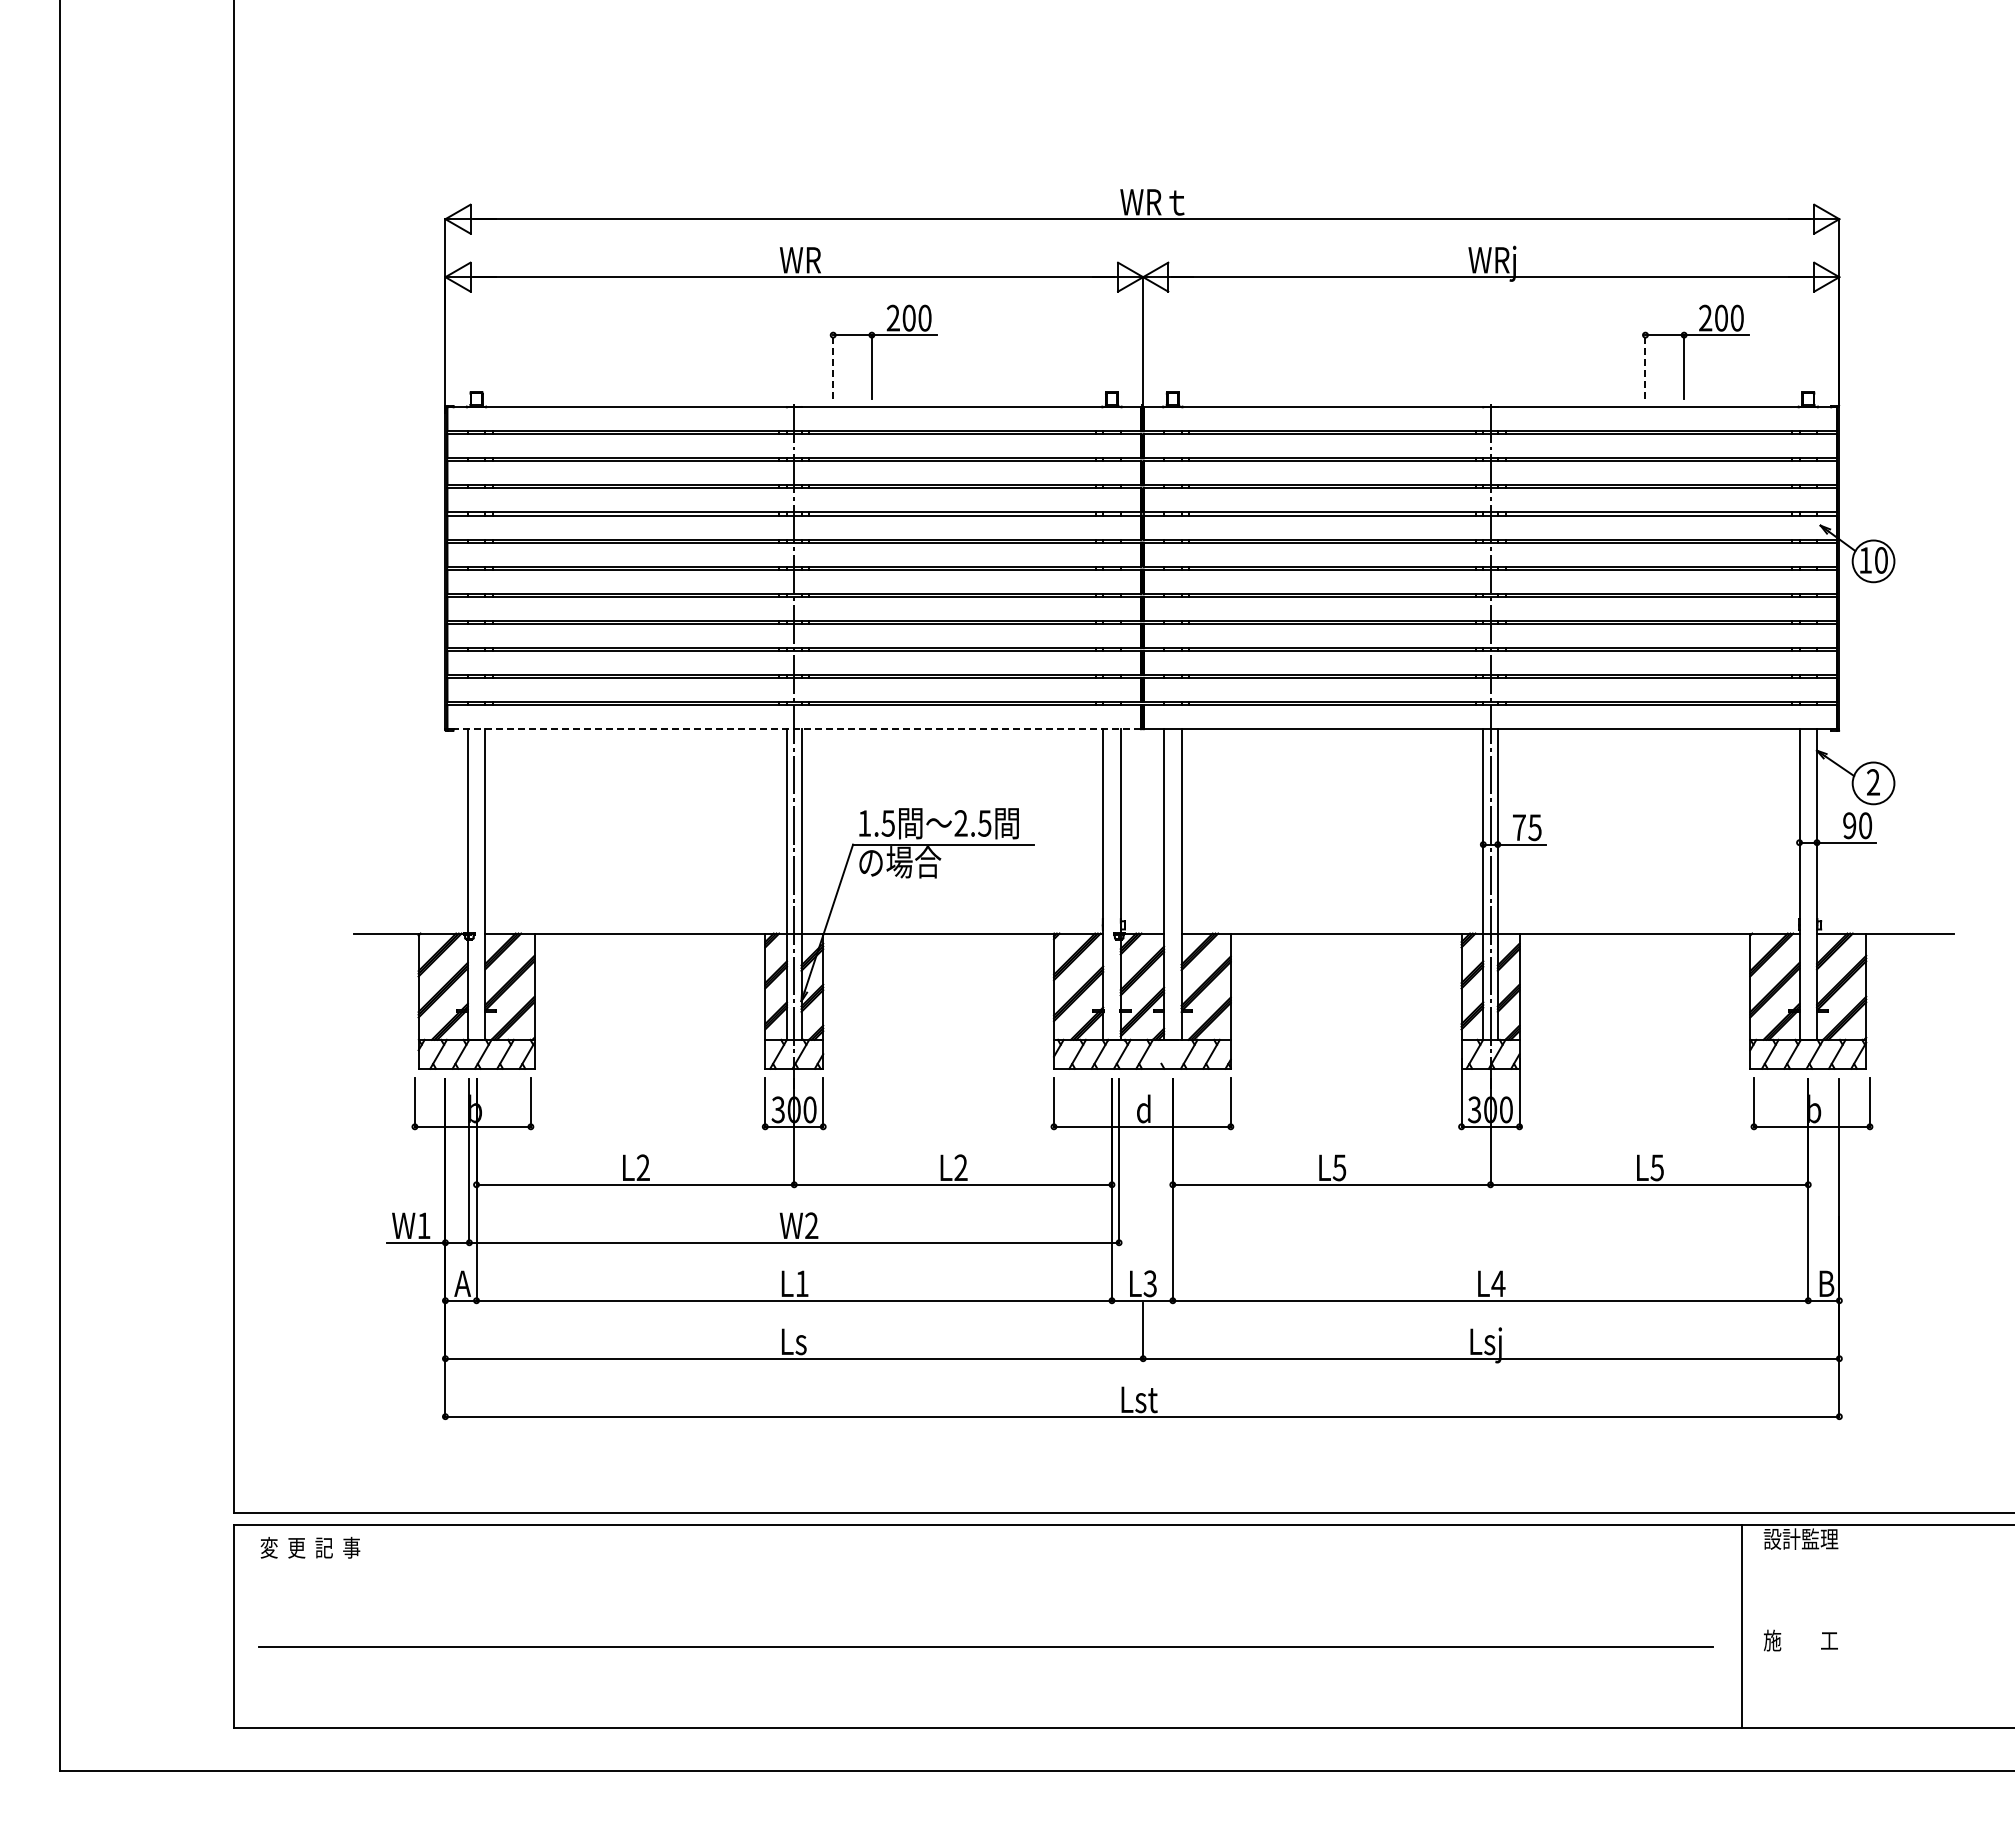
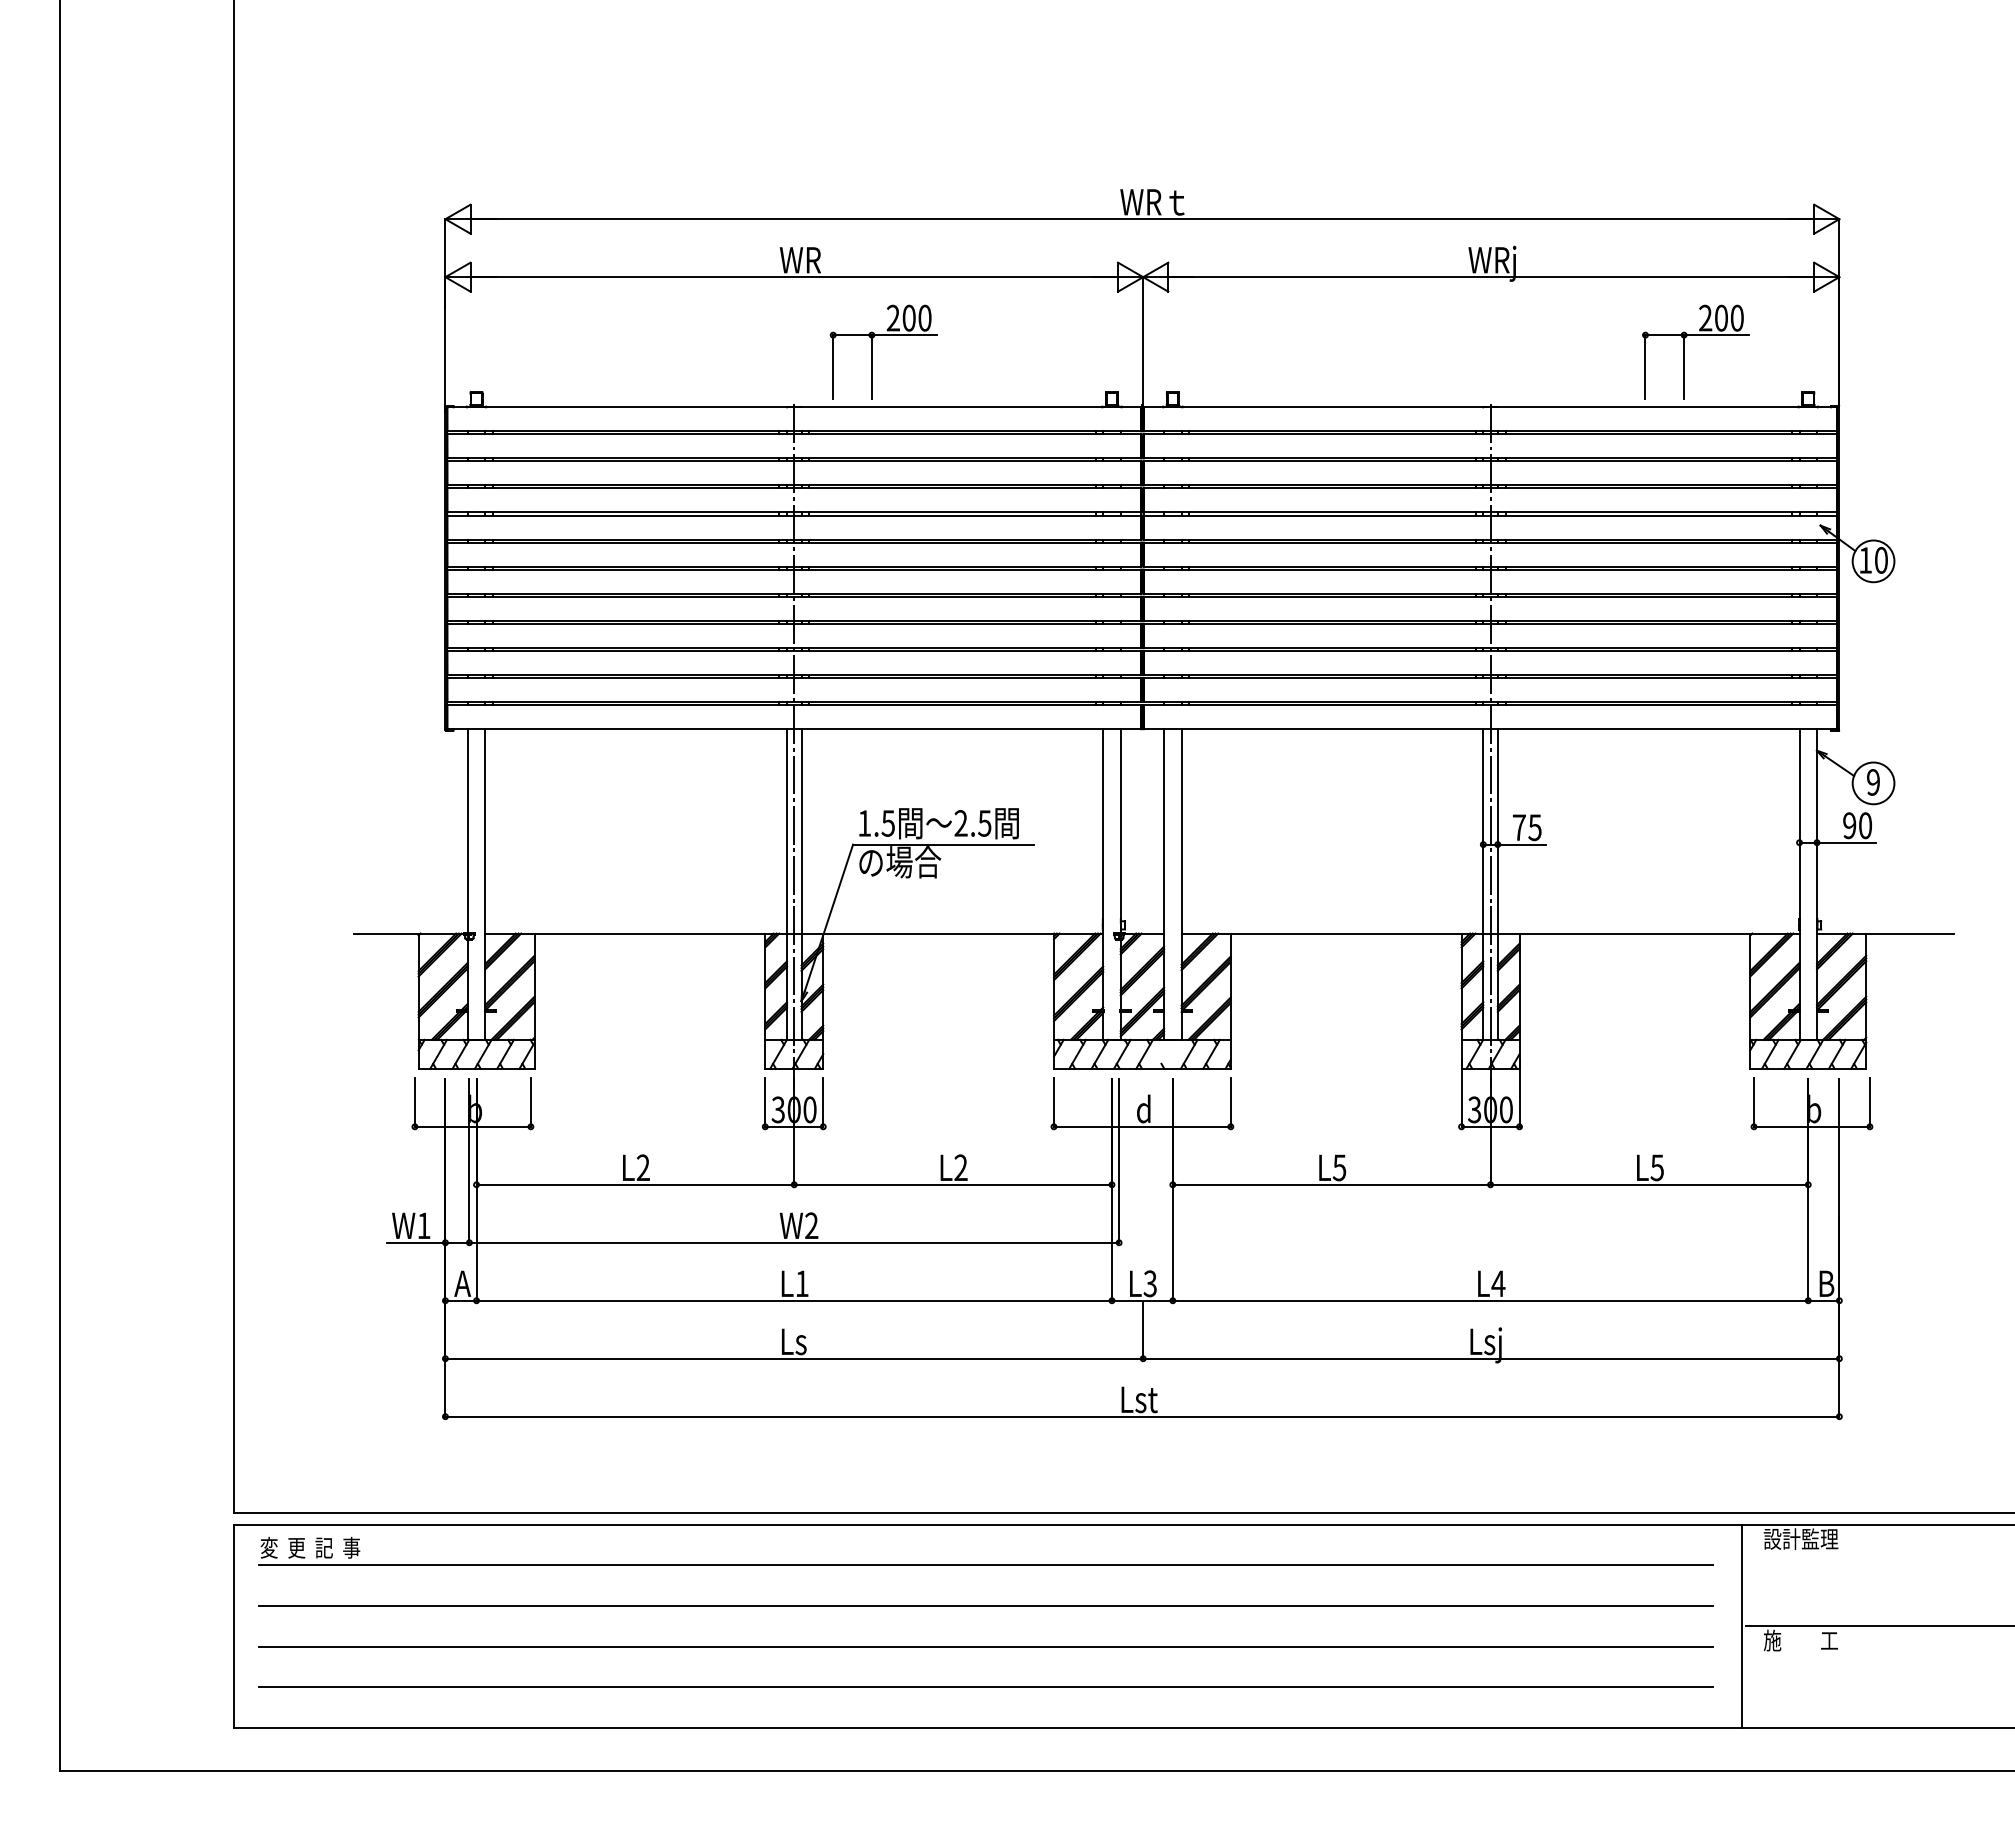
line: dashed -> solid (833, 366)
line: dashed -> solid (1645, 366)
line: dashed -> solid (794, 729)
text: 2 -> 9 (1873, 782)
line: none -> present (985, 1565)
line: none -> present (985, 1606)
line: none -> present (1878, 1626)
line: none -> present (985, 1687)
